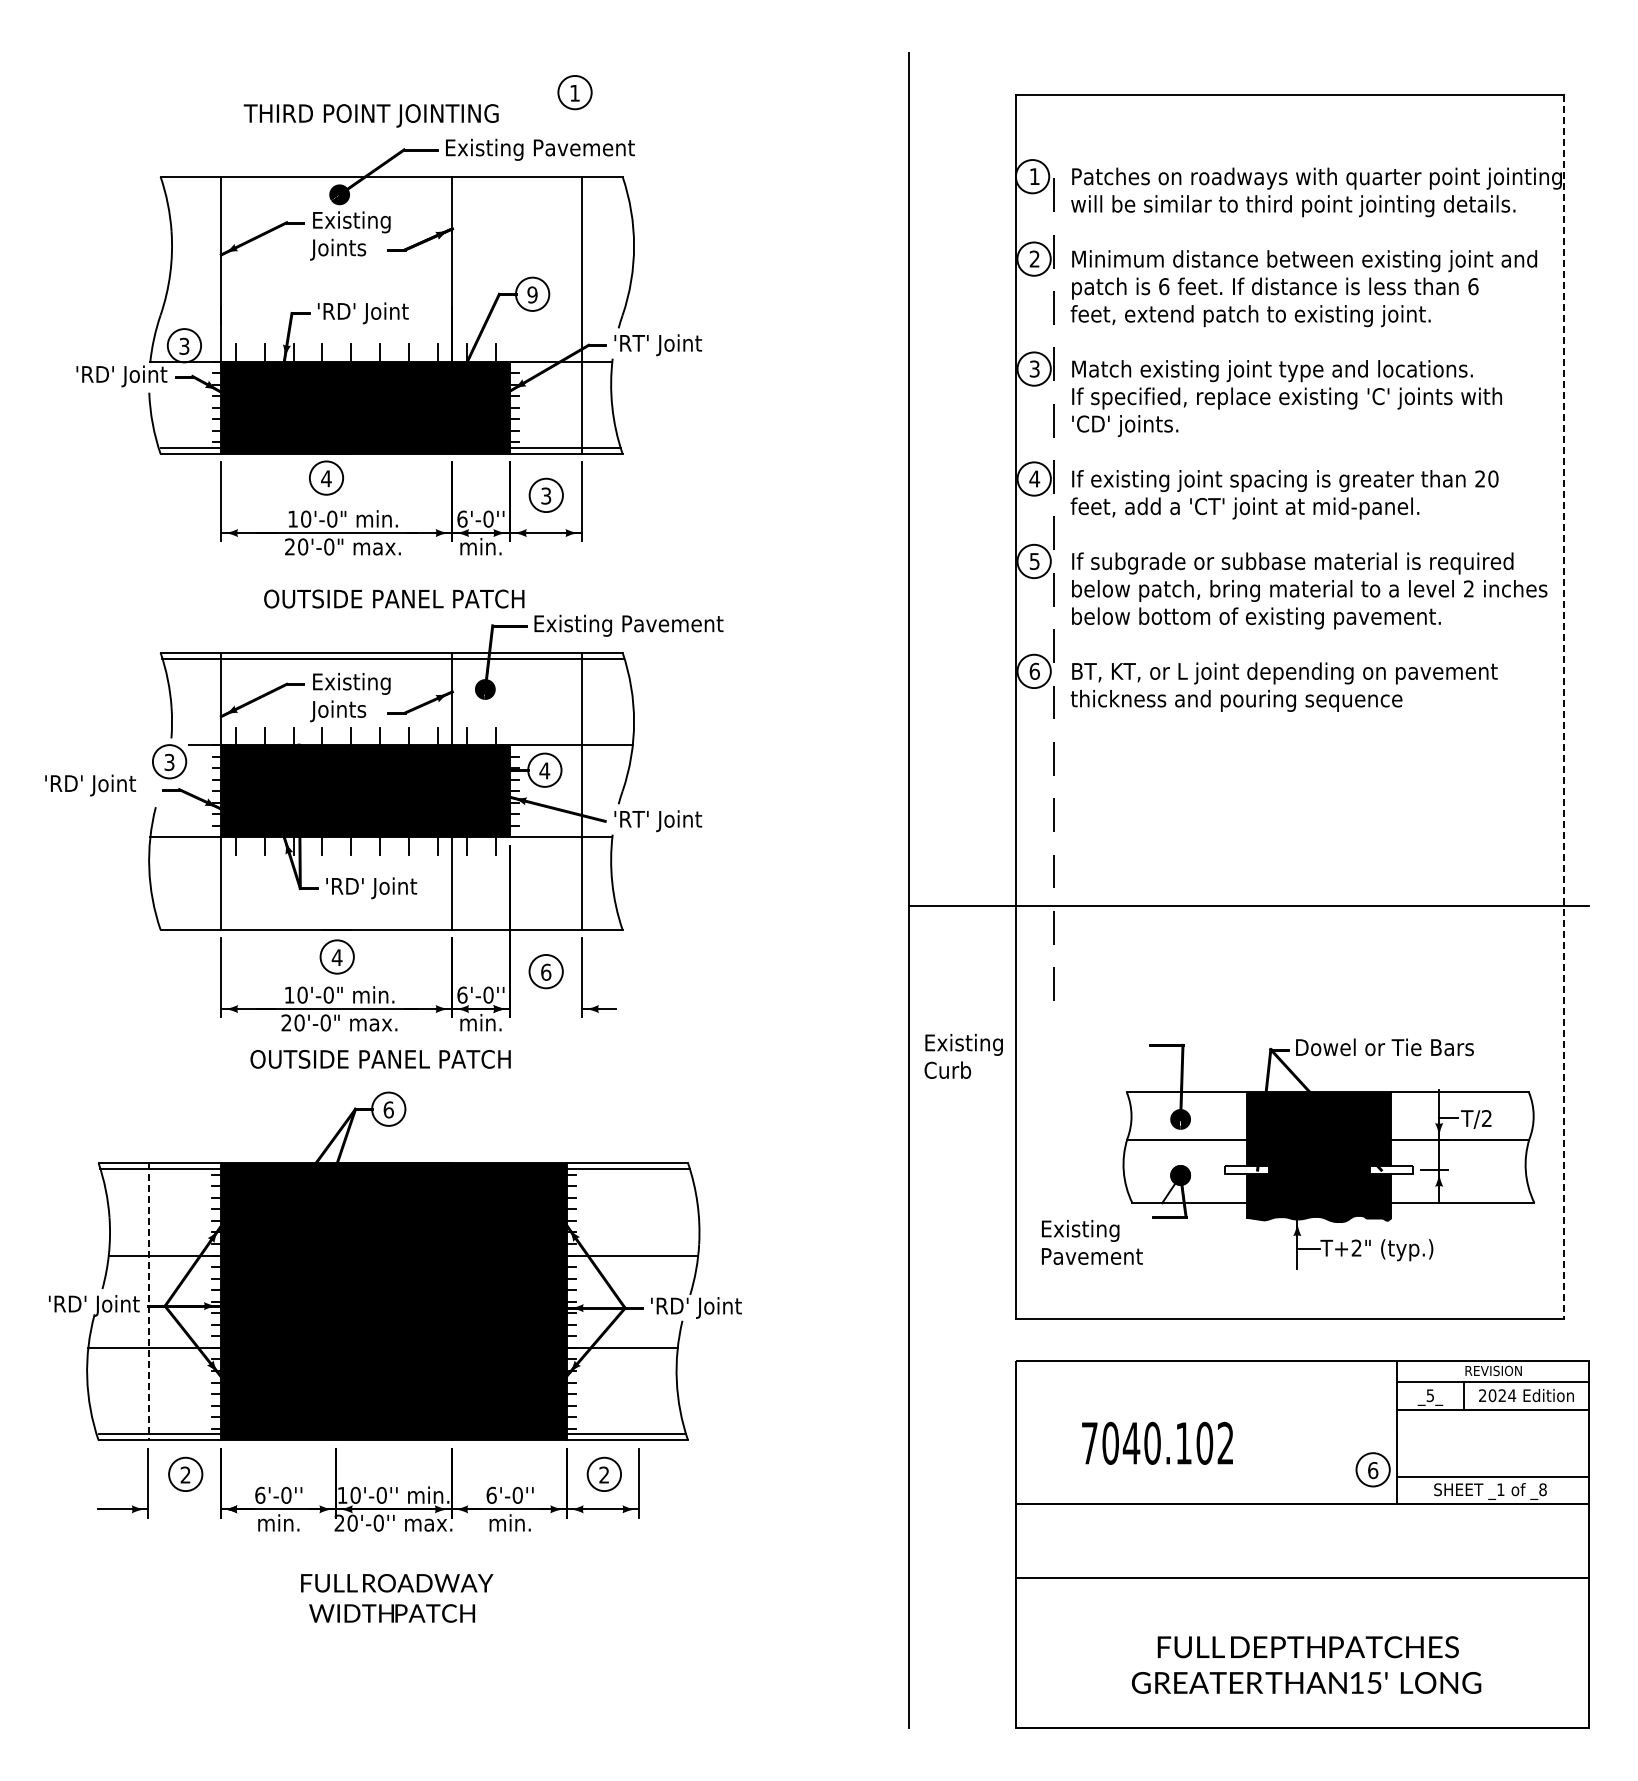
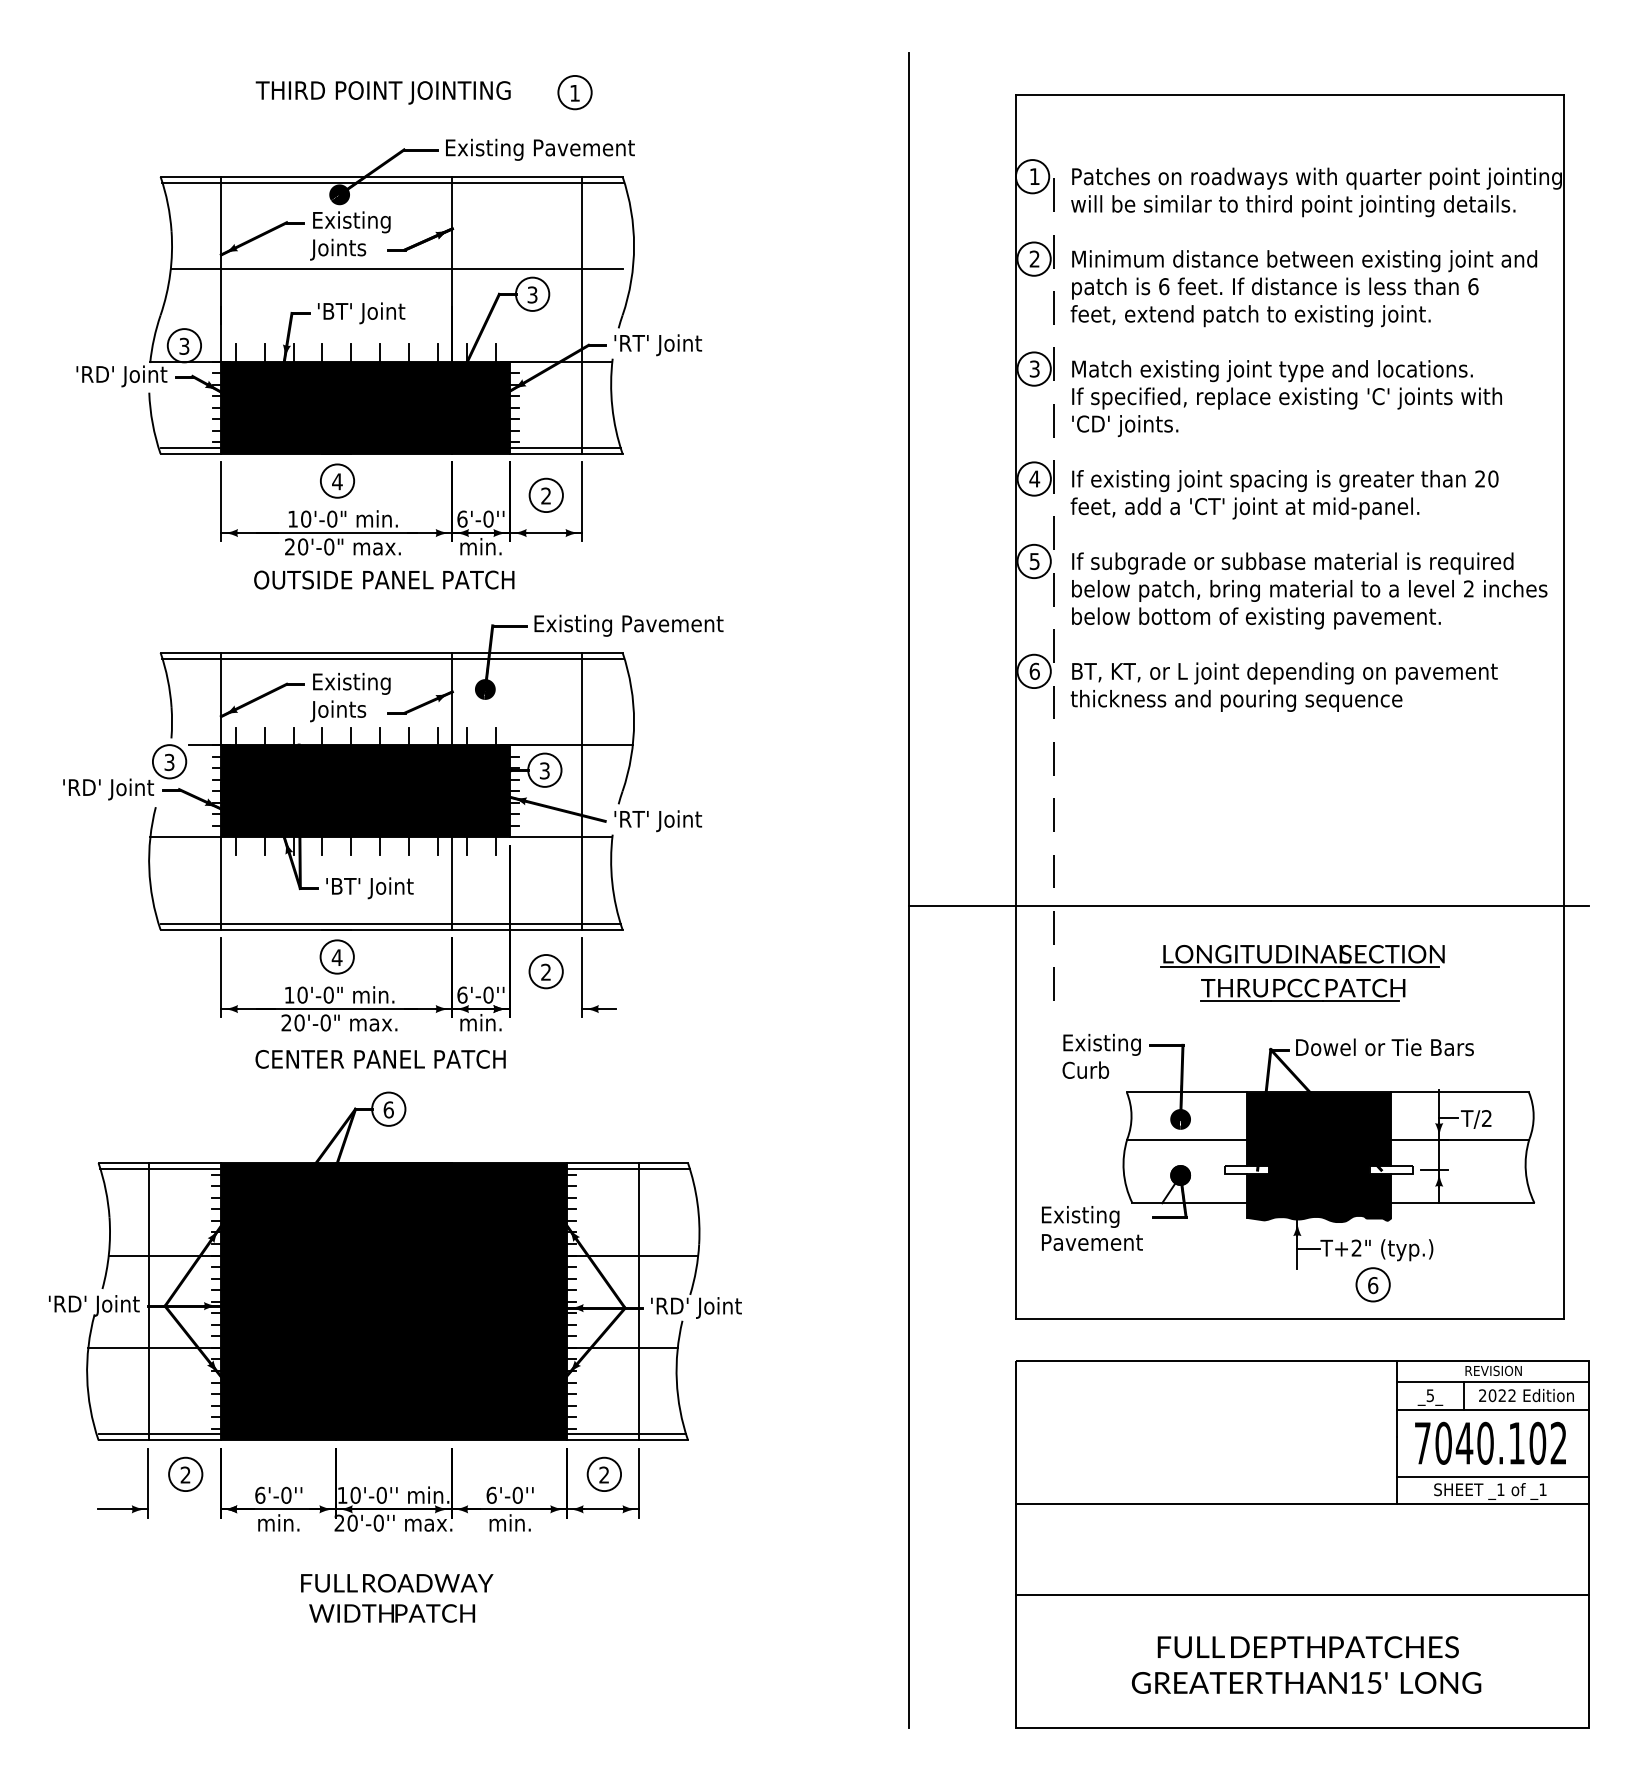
text position: (370, 115) -> (382, 92) (382, 92)
line: none -> present (392, 182)
line: none -> present (396, 269)
text: 9 -> 3 (532, 294)
text: 'RD' Joint -> 'BT' Joint (366, 313)
part position: (326, 477) -> (337, 480) (337, 480)
text: 3 -> 2 (546, 495)
text position: (394, 598) -> (384, 579) (384, 579)
line: dashed -> solid (1564, 707)
text: 4 -> 3 (544, 770)
text position: (90, 785) -> (108, 789) (108, 789)
text: 'RD' Joint -> 'BT' Joint (375, 888)
line: none -> present (390, 924)
text: 6 -> 2 (546, 971)
part: none -> present (1302, 973)
text position: (963, 1055) -> (1101, 1055) (1101, 1055)
text: OUTSIDE PANEL PATCH -> CENTER PANEL PATCH (380, 1058)
text position: (1092, 1242) -> (1092, 1228) (1092, 1228)
line: dashed -> solid (149, 1301)
line: none -> present (639, 1301)
text: 2024 -> 2022 (1512, 1395)
text position: (1157, 1442) -> (1490, 1442) (1490, 1442)
part position: (1372, 1469) -> (1372, 1284) (1372, 1284)
text: _8 -> _1 (1542, 1489)
line position: (1302, 1578) -> (1302, 1595) (1302, 1595)
